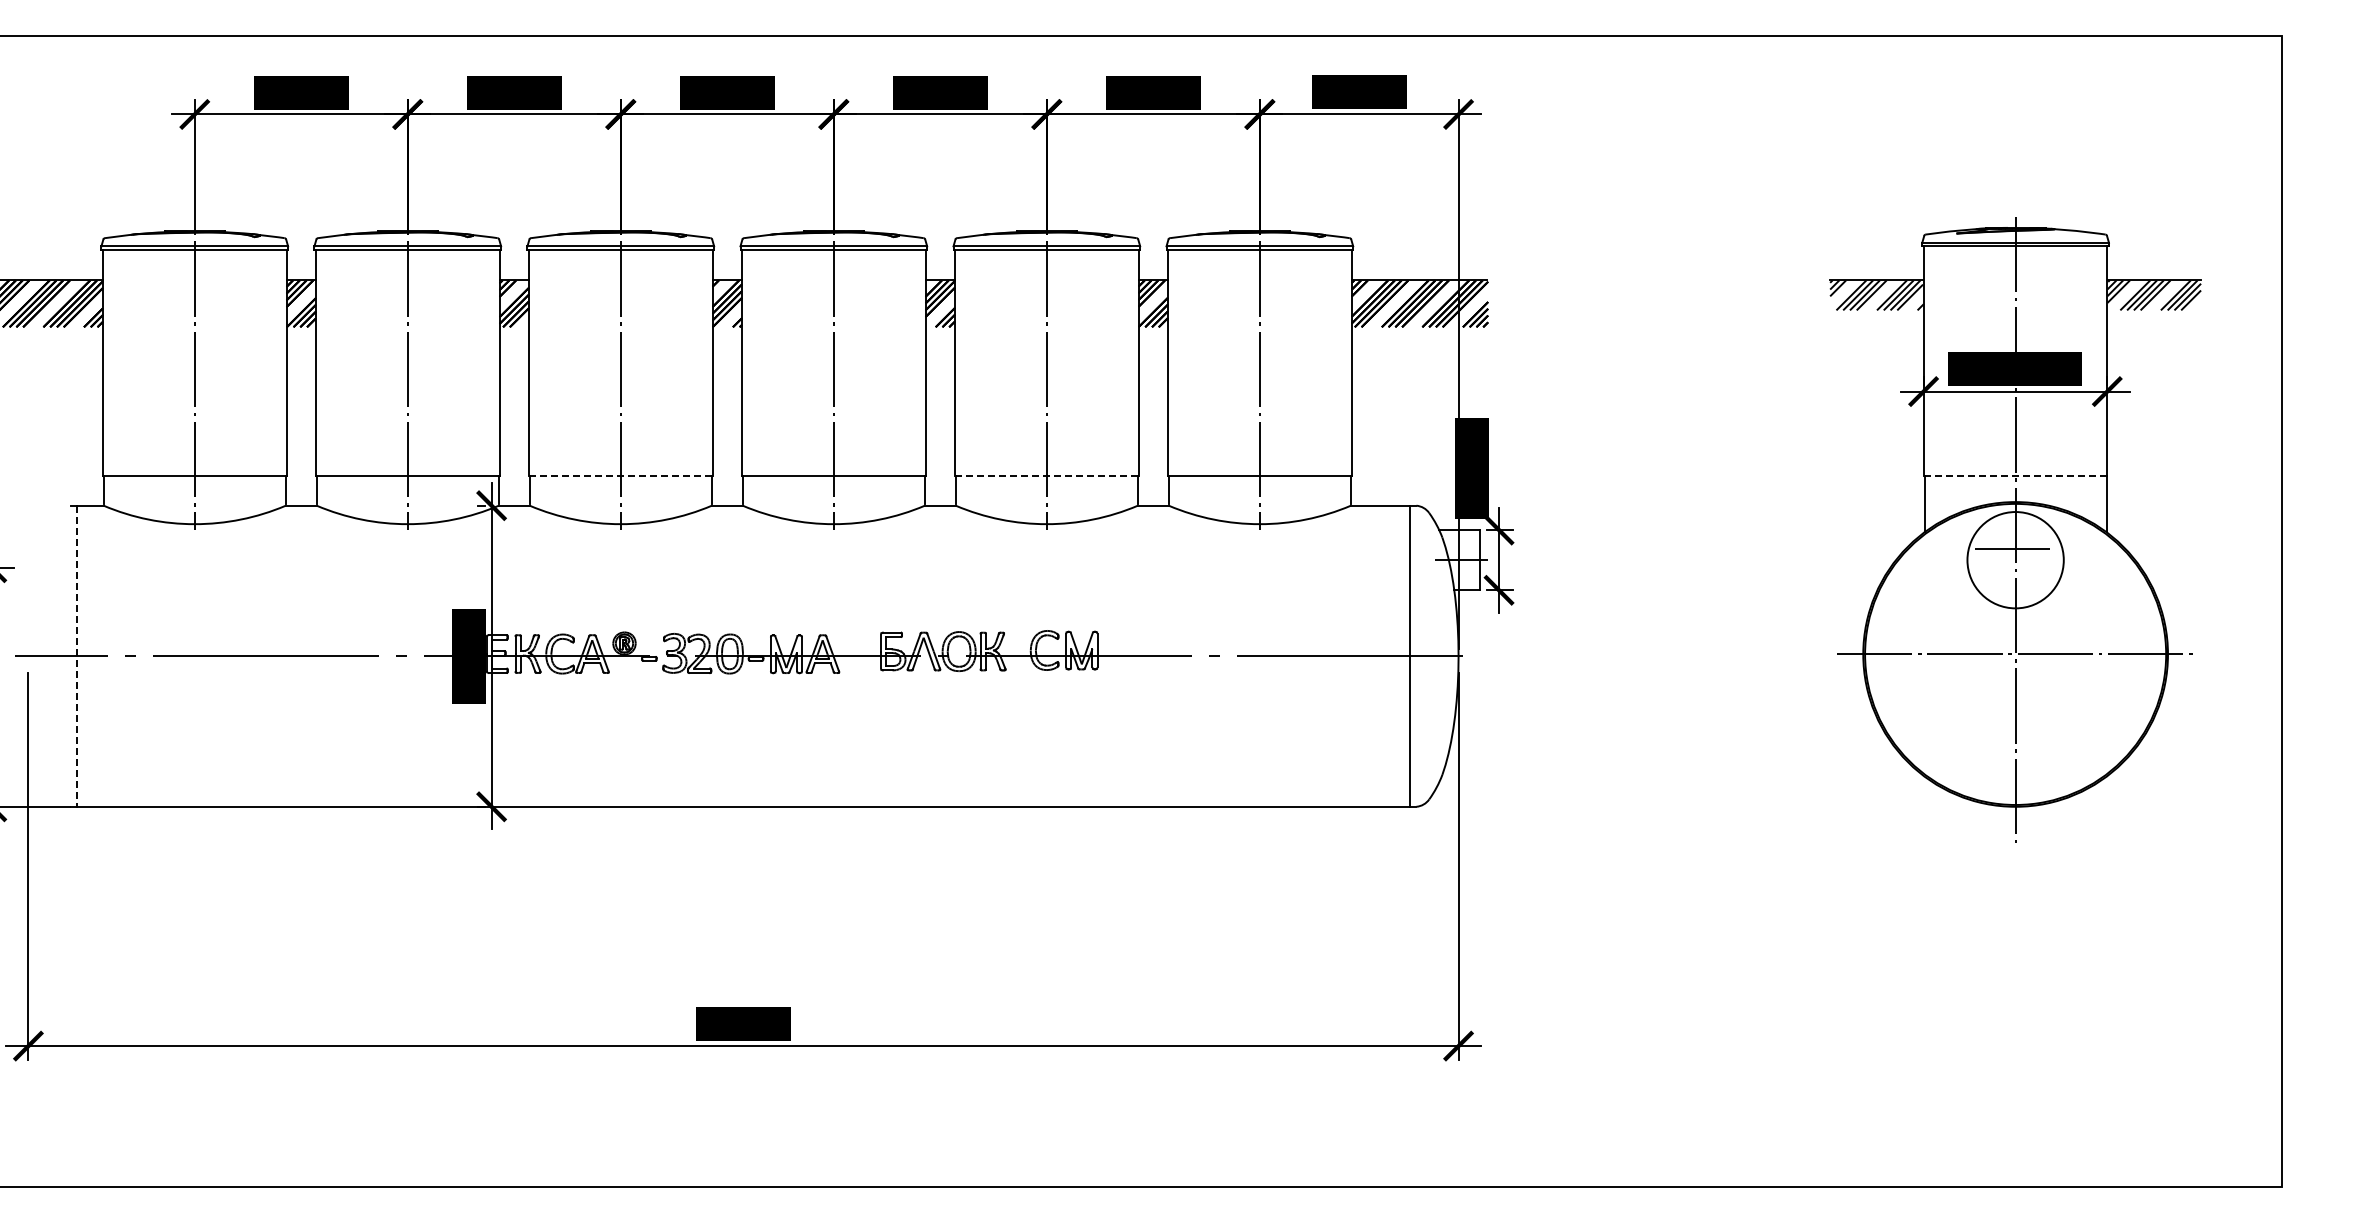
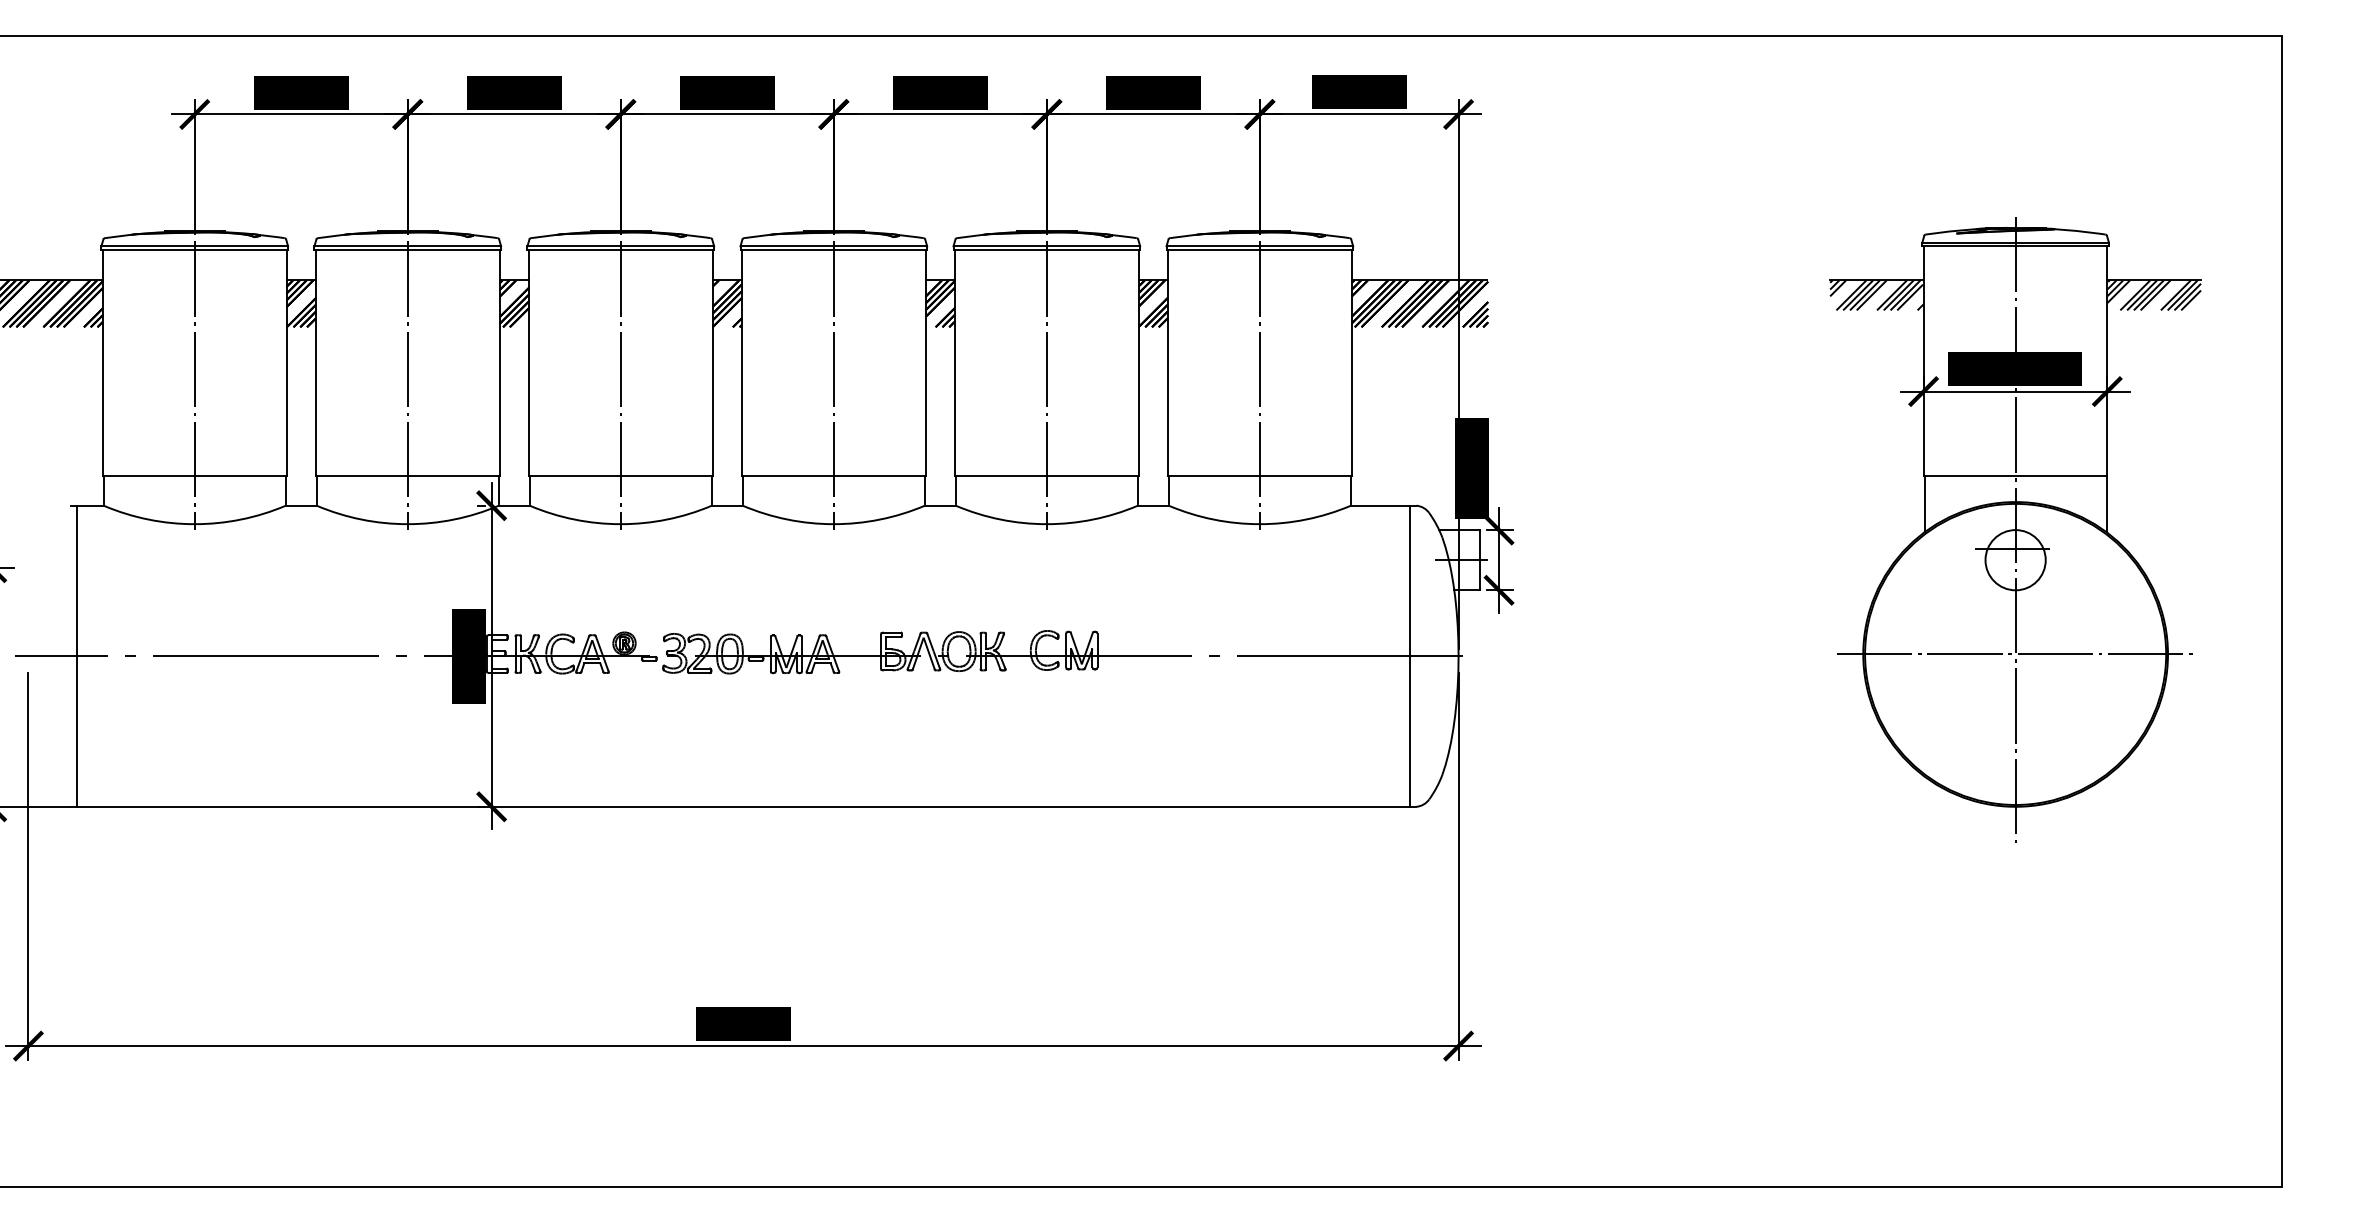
line: dashed -> solid (620, 476)
line: dashed -> solid (1046, 476)
line: dashed -> solid (2015, 476)
circle diameter: 96 px -> 60 px (2015, 560)
line: dashed -> solid (76, 656)
